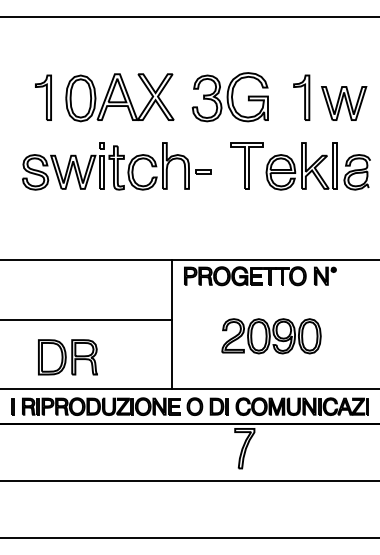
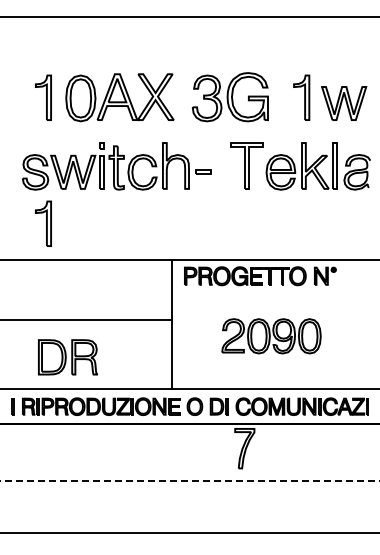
part: none -> present (43, 223)
line: solid -> dashed (190, 481)
line position: (189, 538) -> (189, 533) (189, 533)
